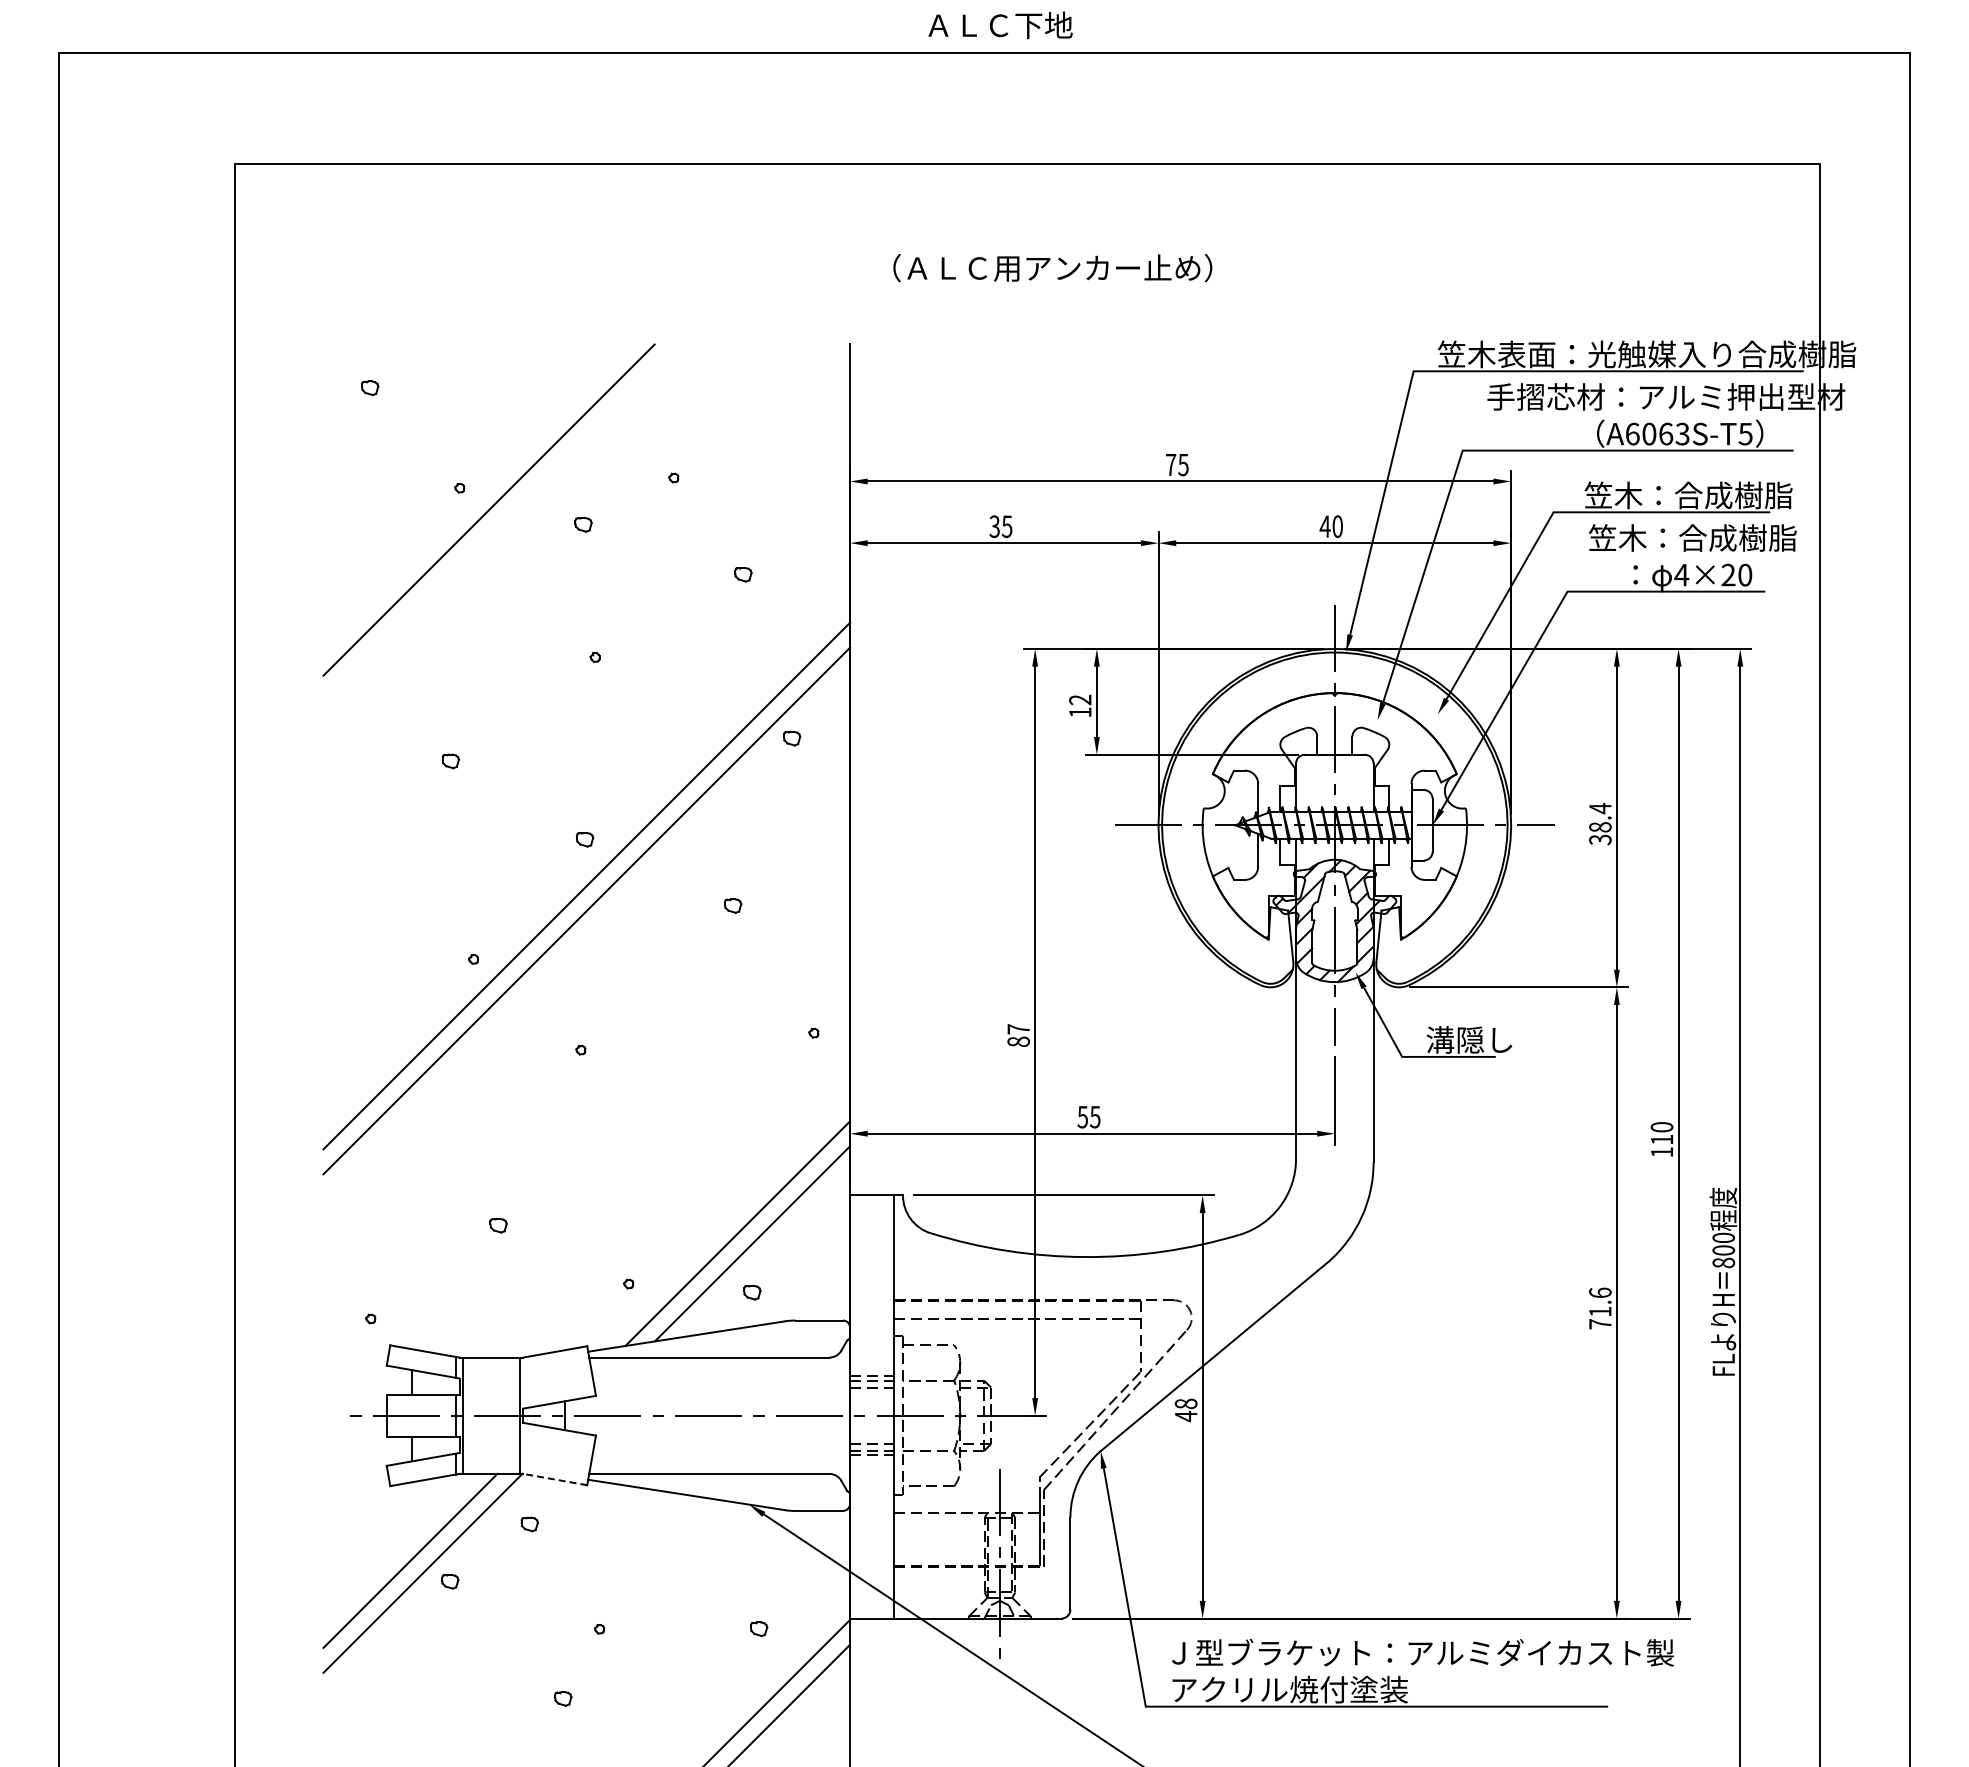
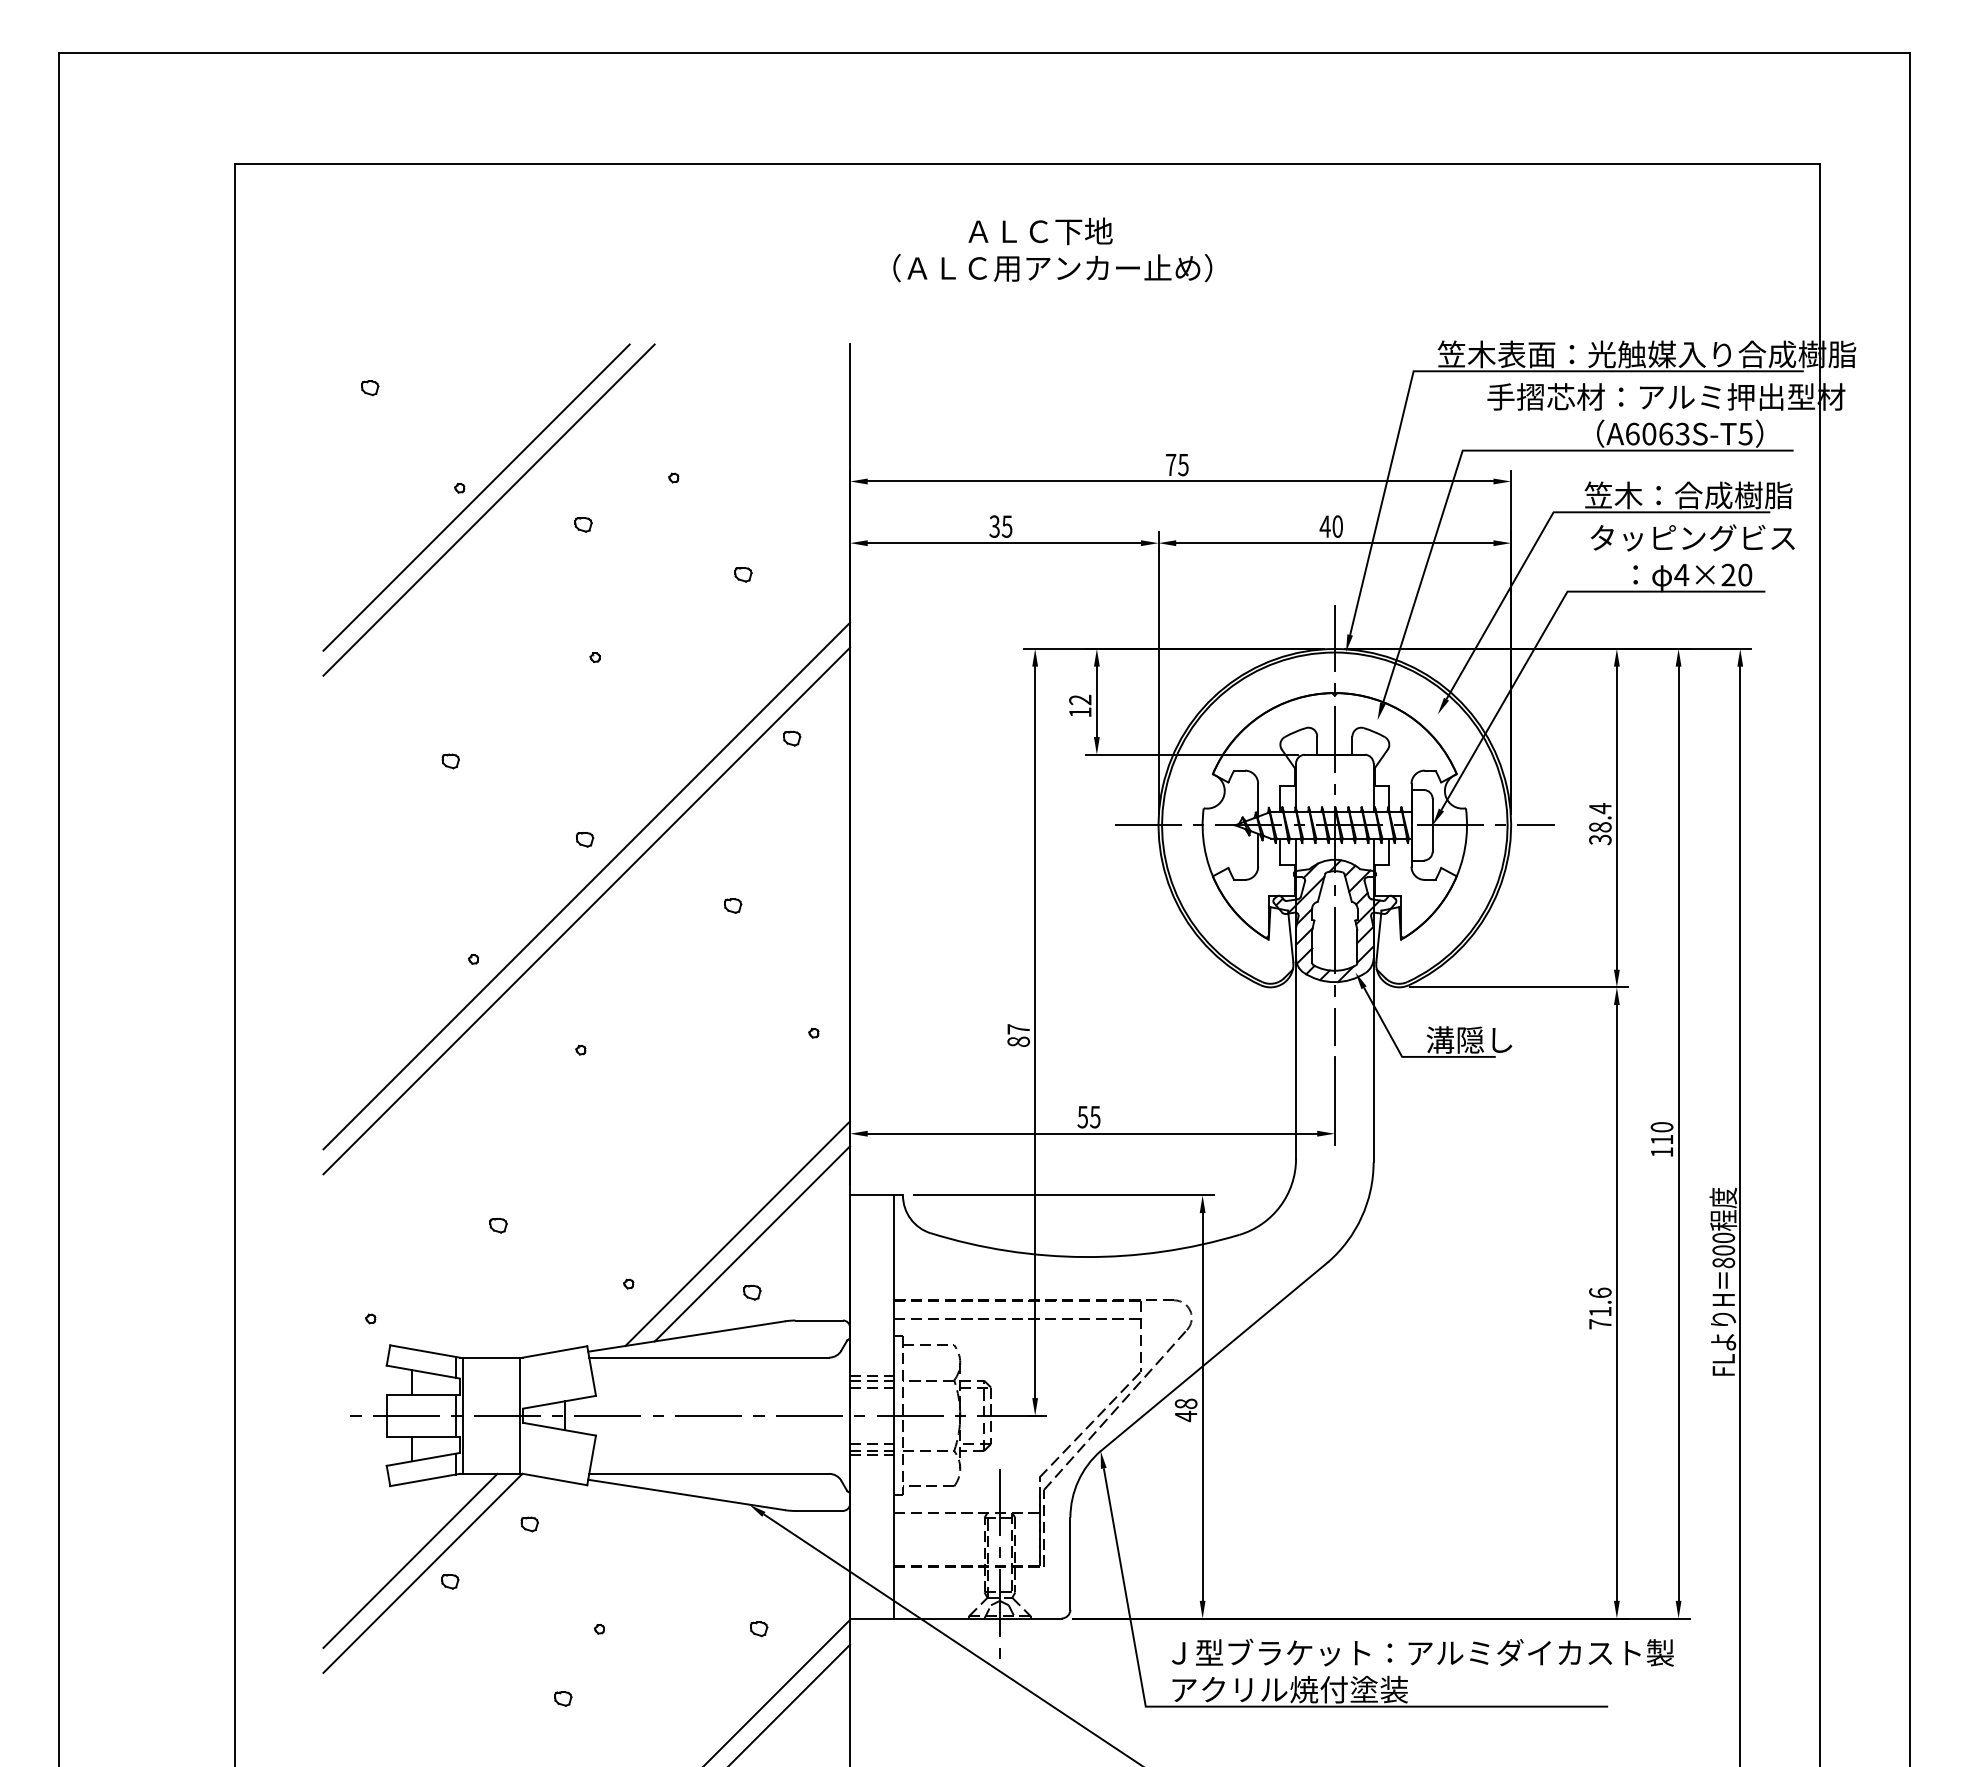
text position: (1000, 25) -> (1040, 231) (1040, 231)
line: none -> present (476, 497)
text: 笠木：合成樹脂 -> タッピングビス (1692, 537)
line: dashed -> solid (555, 1479)
